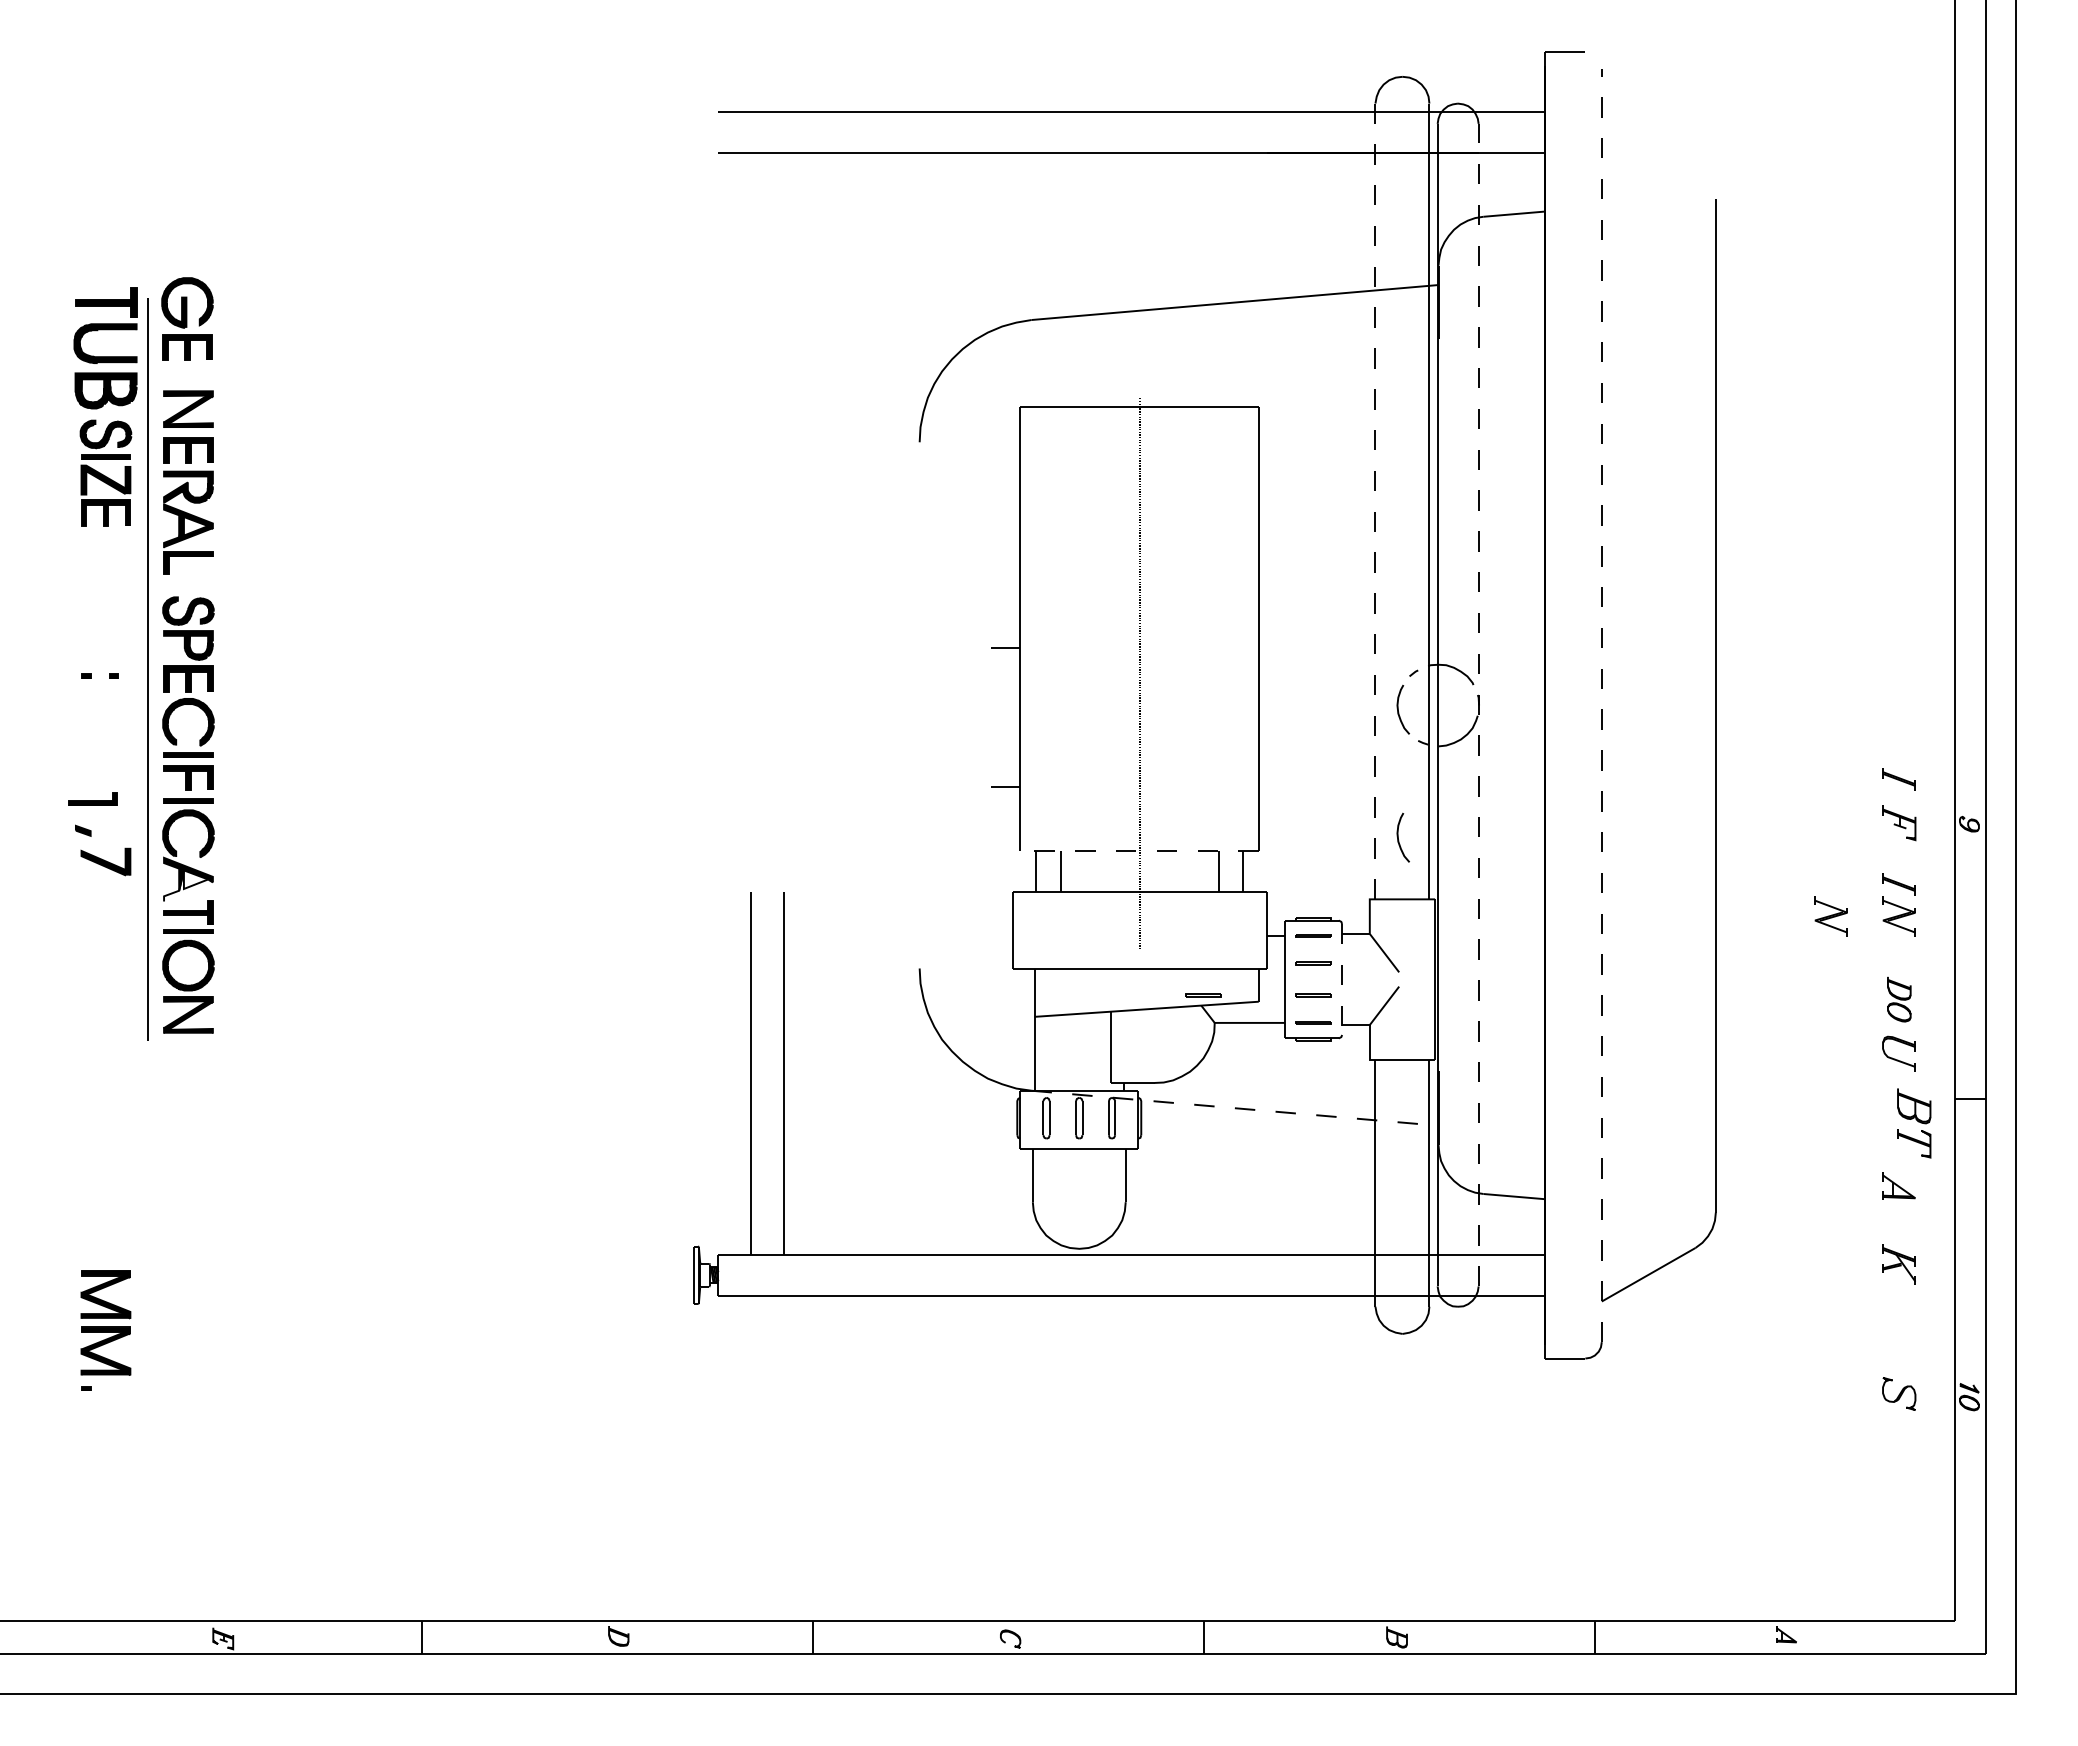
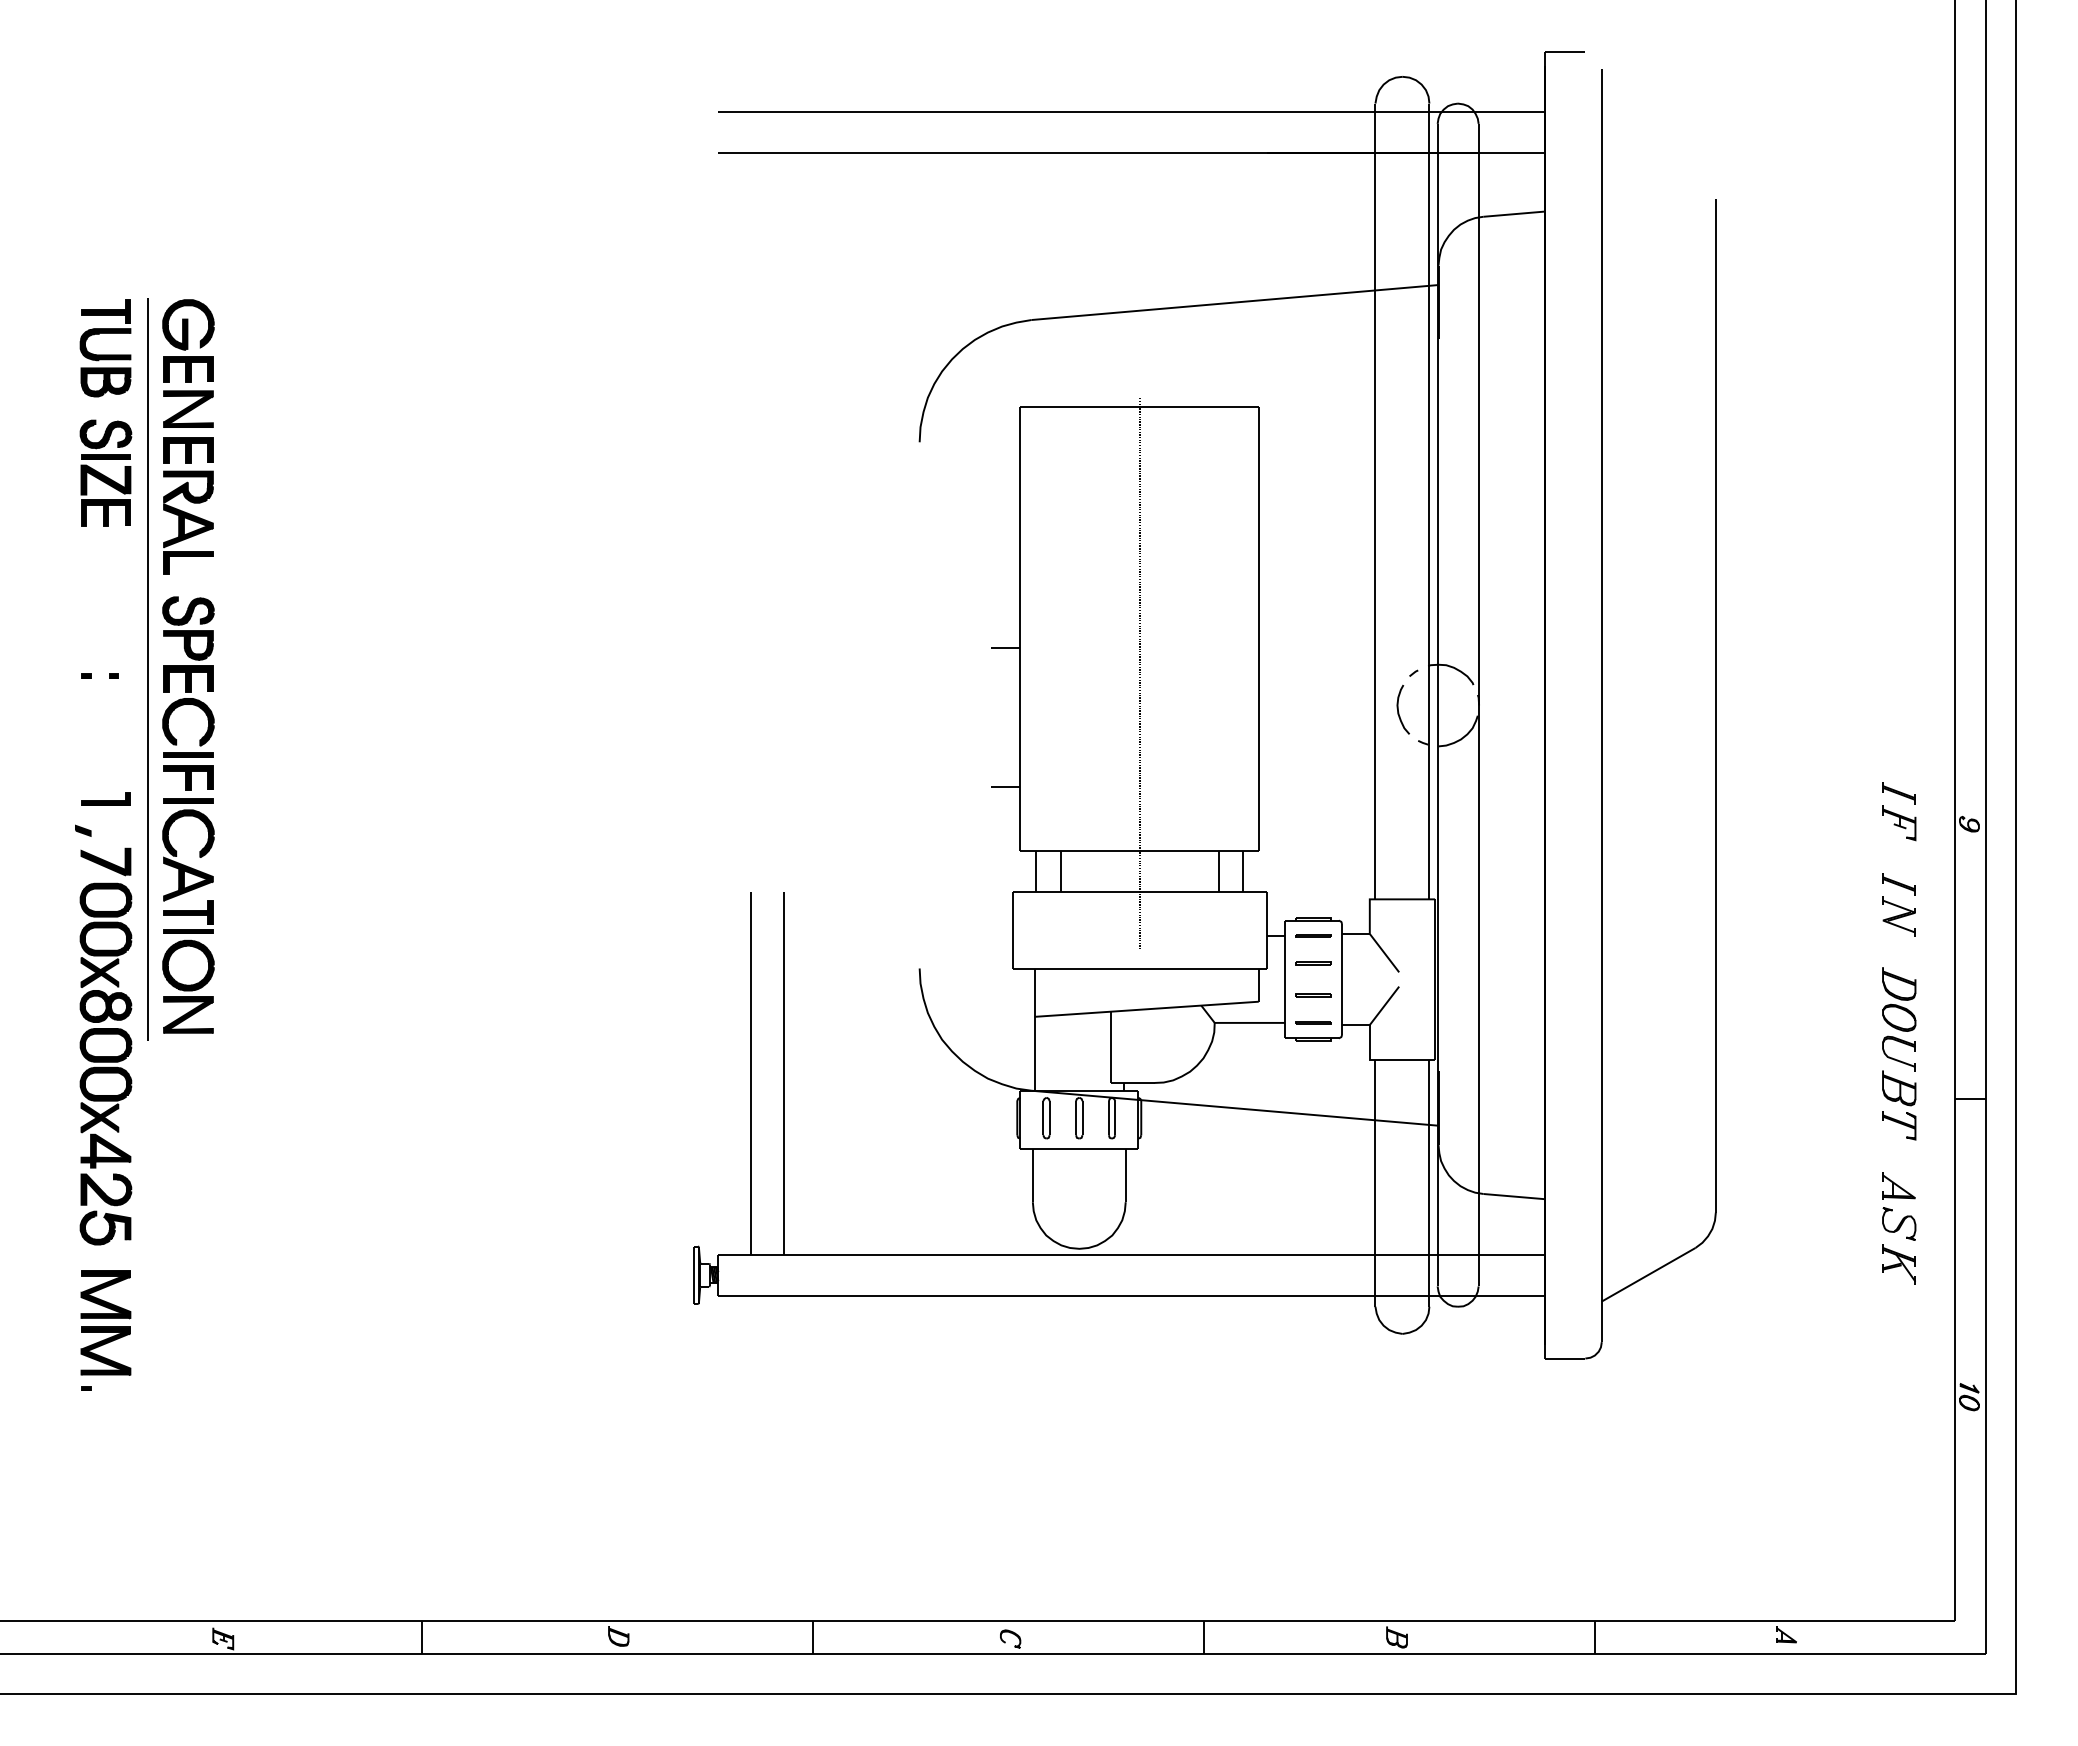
part position: (187, 318) -> (188, 340) (188, 340)
part size: 65x123 px -> 53x99 px (105, 348)
line: dashed -> solid (1375, 501)
line: dashed -> solid (1478, 704)
line: dashed -> solid (1601, 705)
part position: (1898, 779) -> (1898, 793) (1898, 793)
part position: (92, 798) -> (105, 798) (105, 798)
curve: present -> none (1398, 837)
line: dashed -> solid (1139, 851)
fill: none -> present (188, 885)
part: present -> none (1830, 916)
line: dashed -> solid (1342, 979)
line: present -> none (1203, 994)
part size: 25x47 px -> 35x65 px (1899, 999)
part: none -> present (105, 1063)
line: dashed -> solid (1235, 1108)
part position: (1914, 1123) -> (1899, 1105) (1899, 1105)
part position: (1899, 1393) -> (1899, 1223) (1899, 1223)
